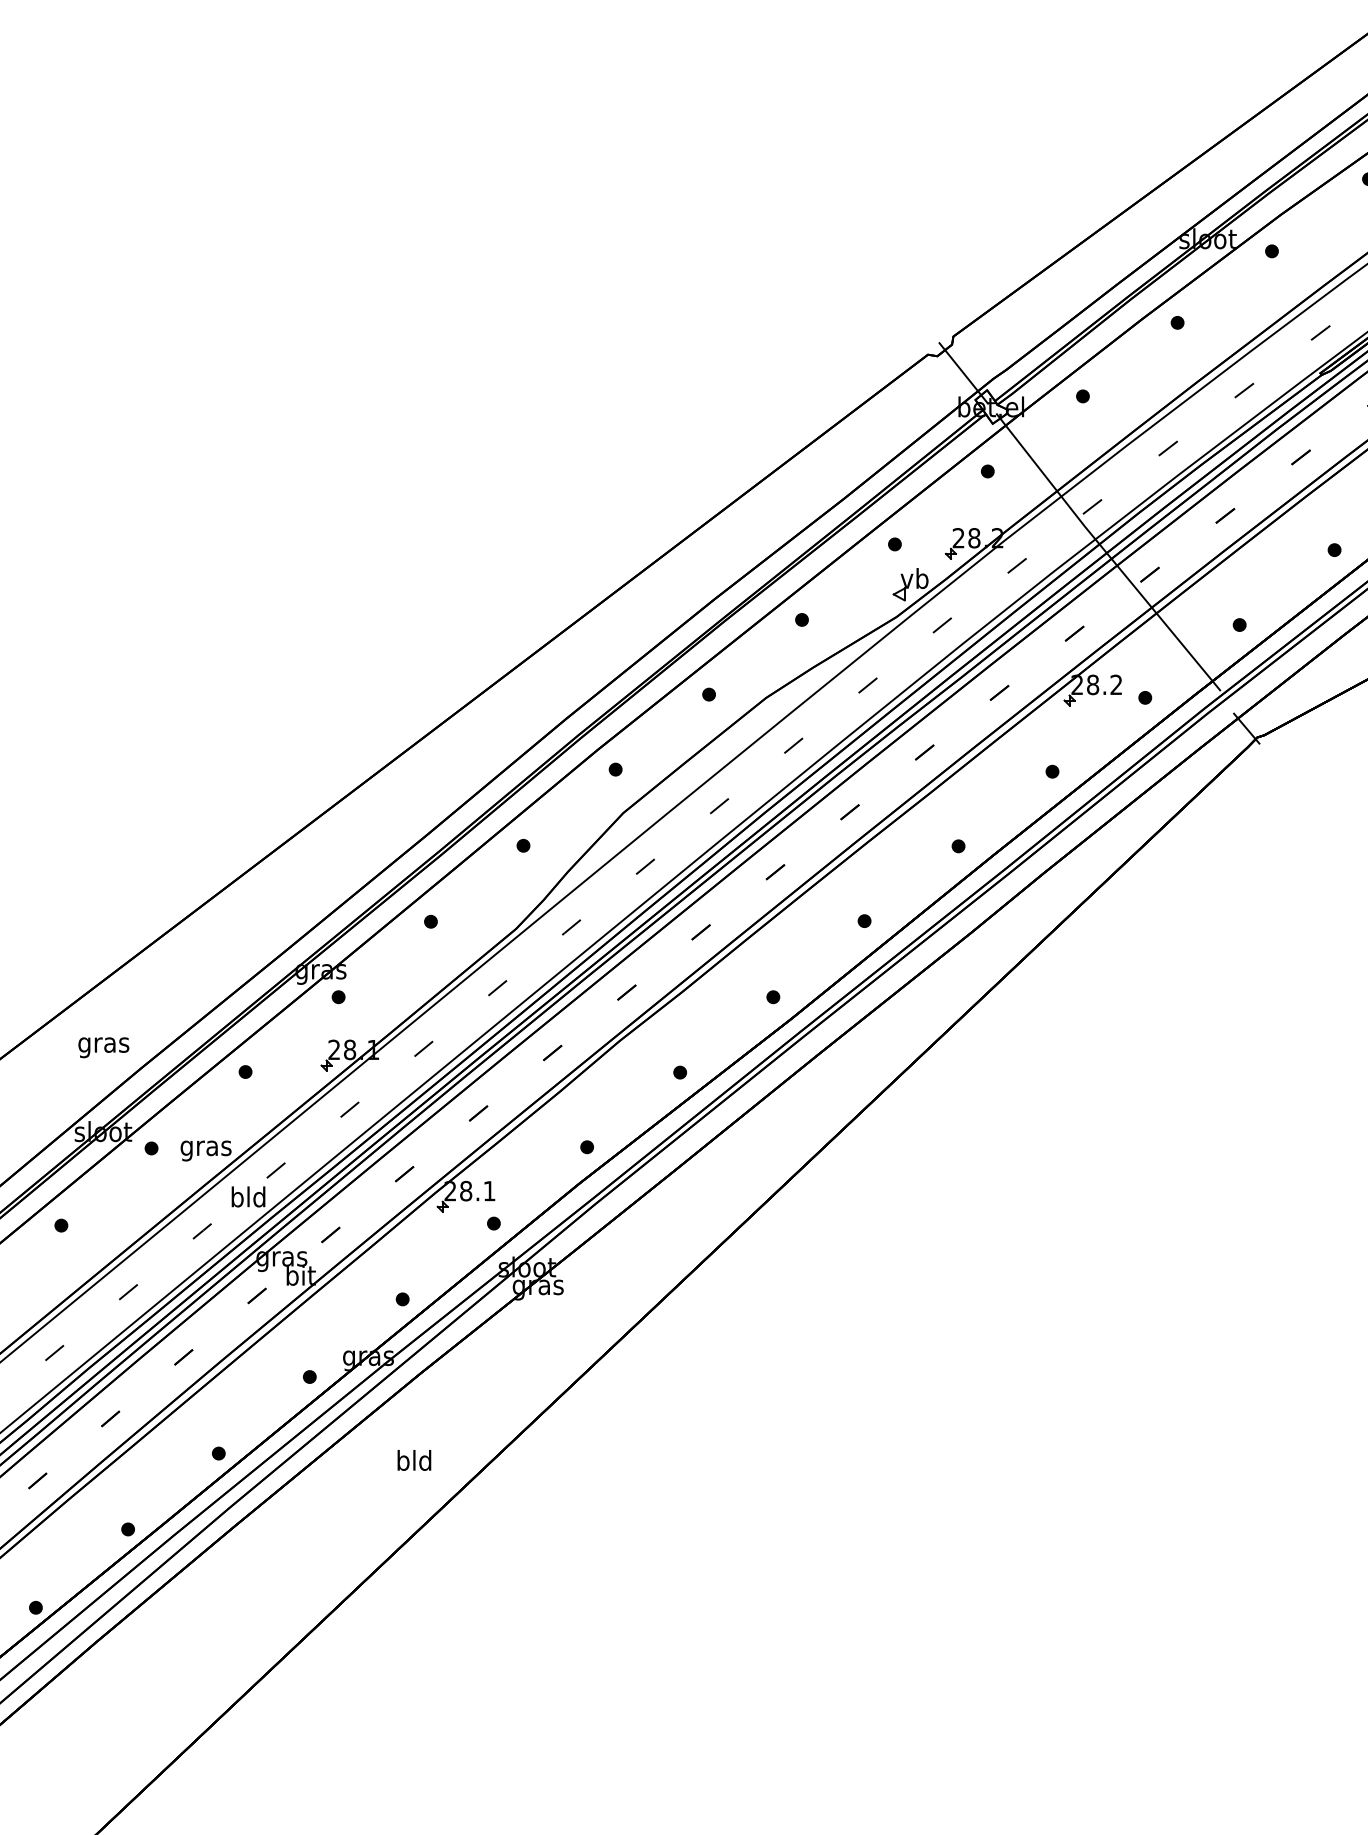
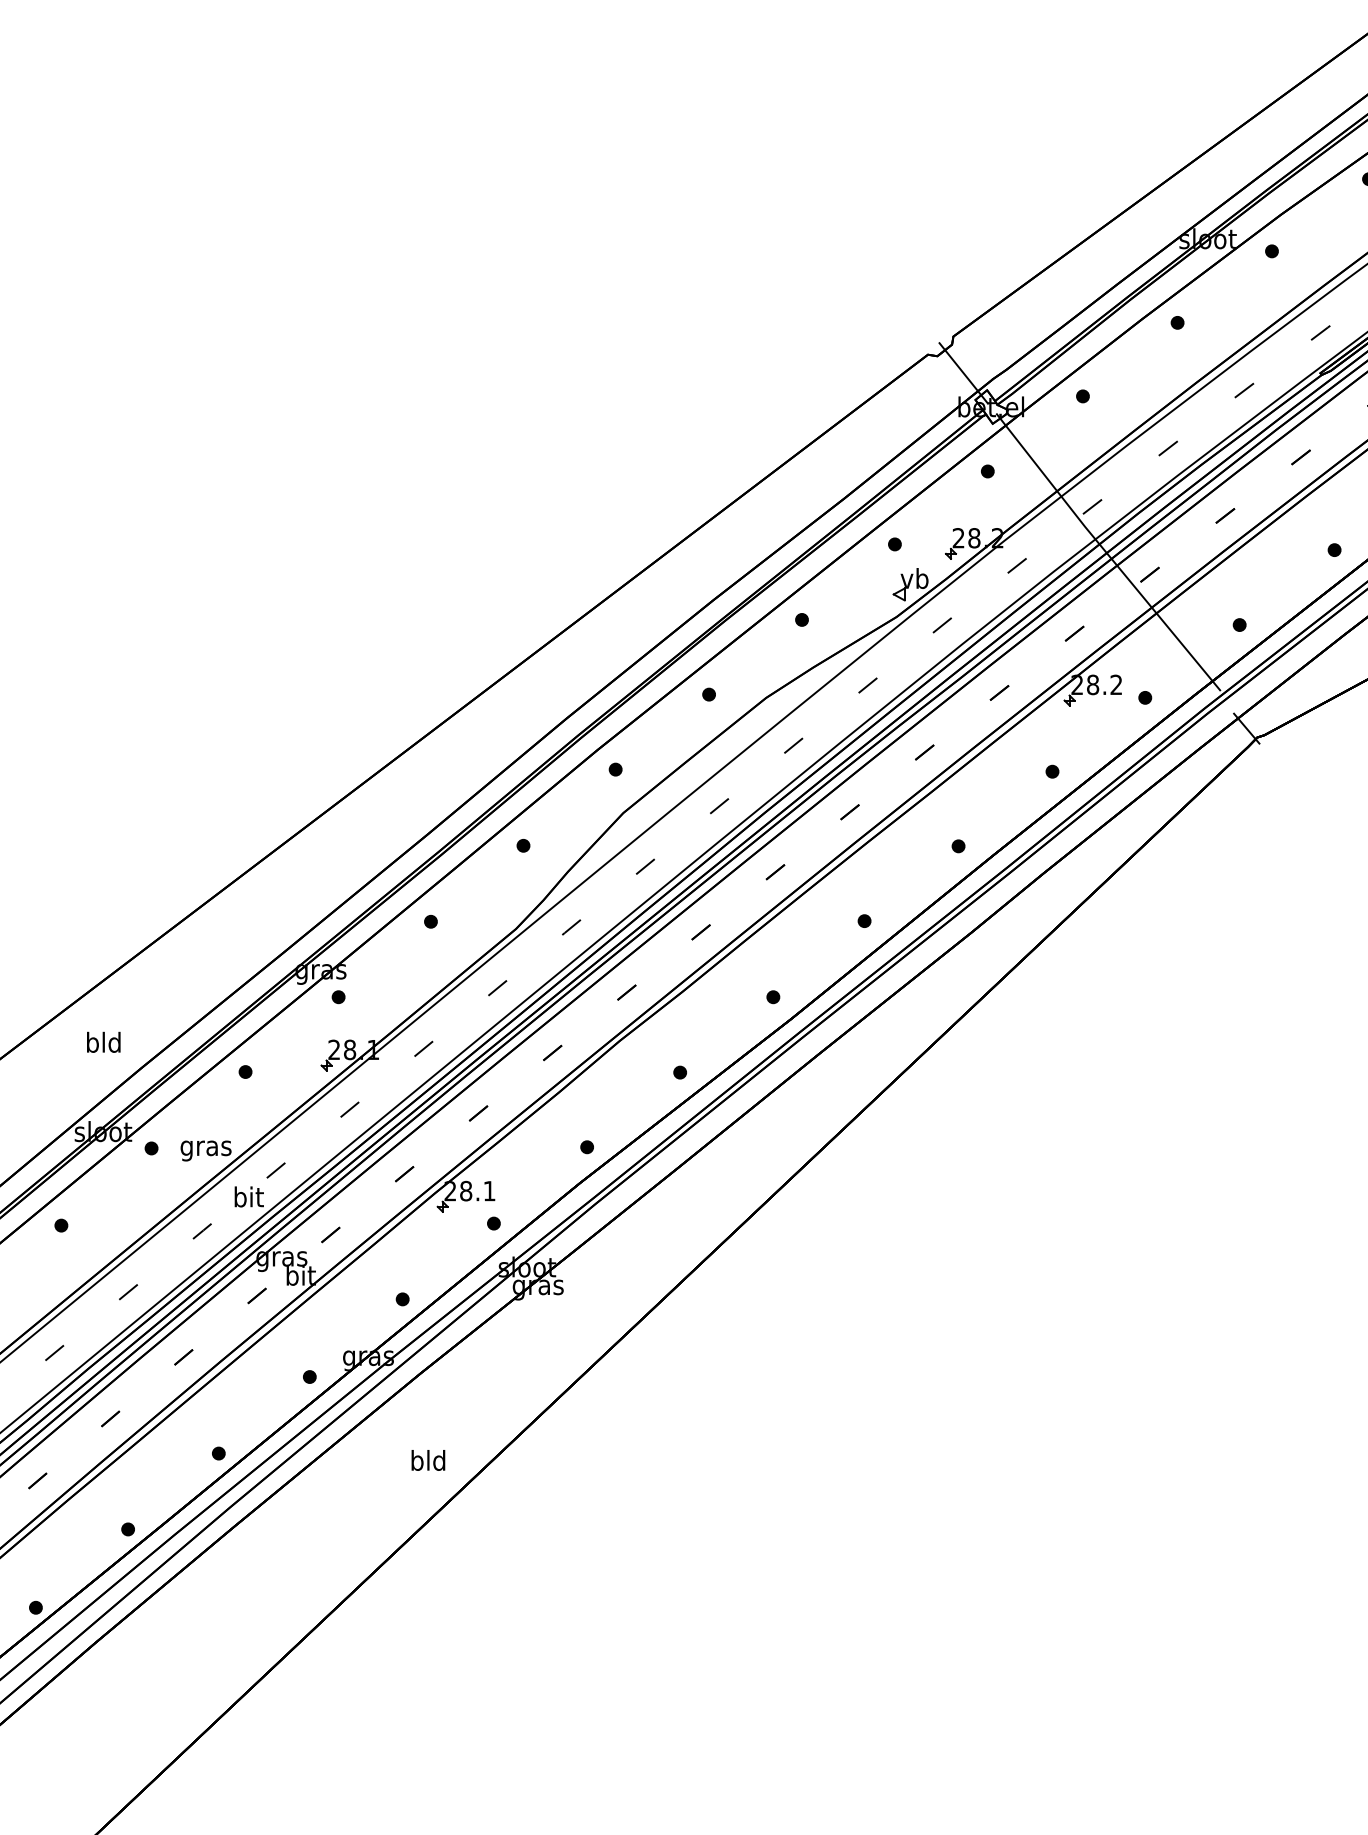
text: gras -> bld (103, 1044)
text: bld -> bit (248, 1196)
text position: (414, 1460) -> (428, 1460) (428, 1460)
